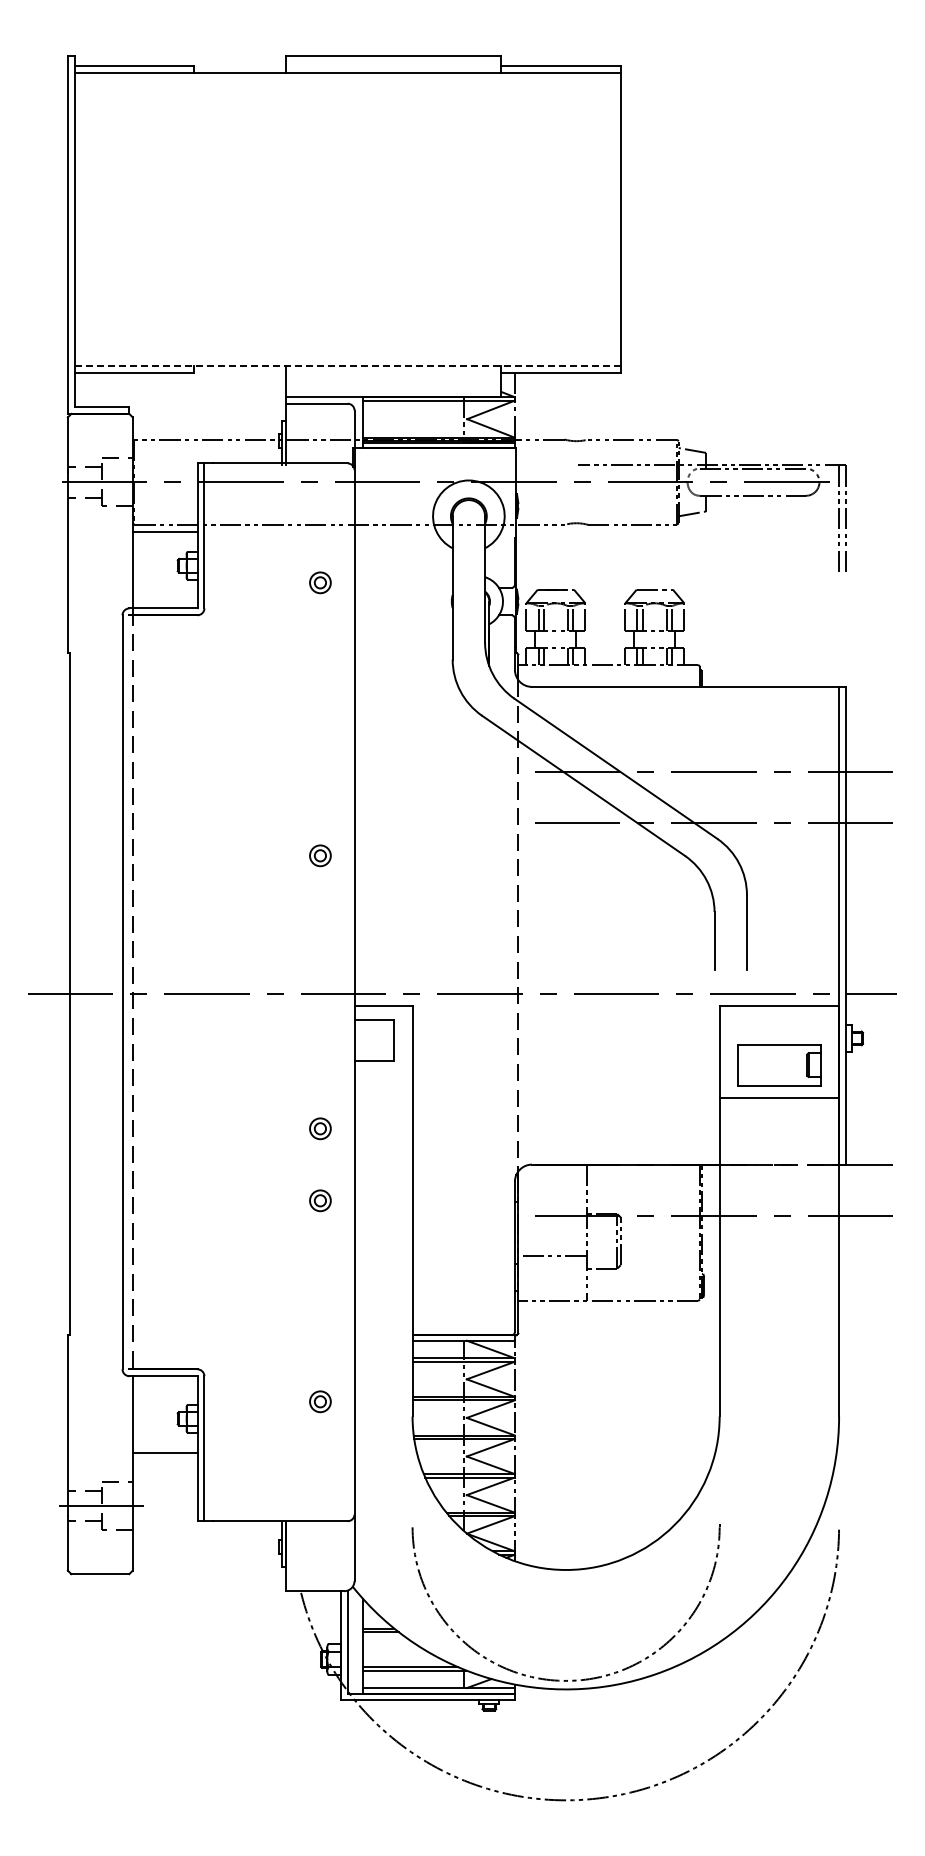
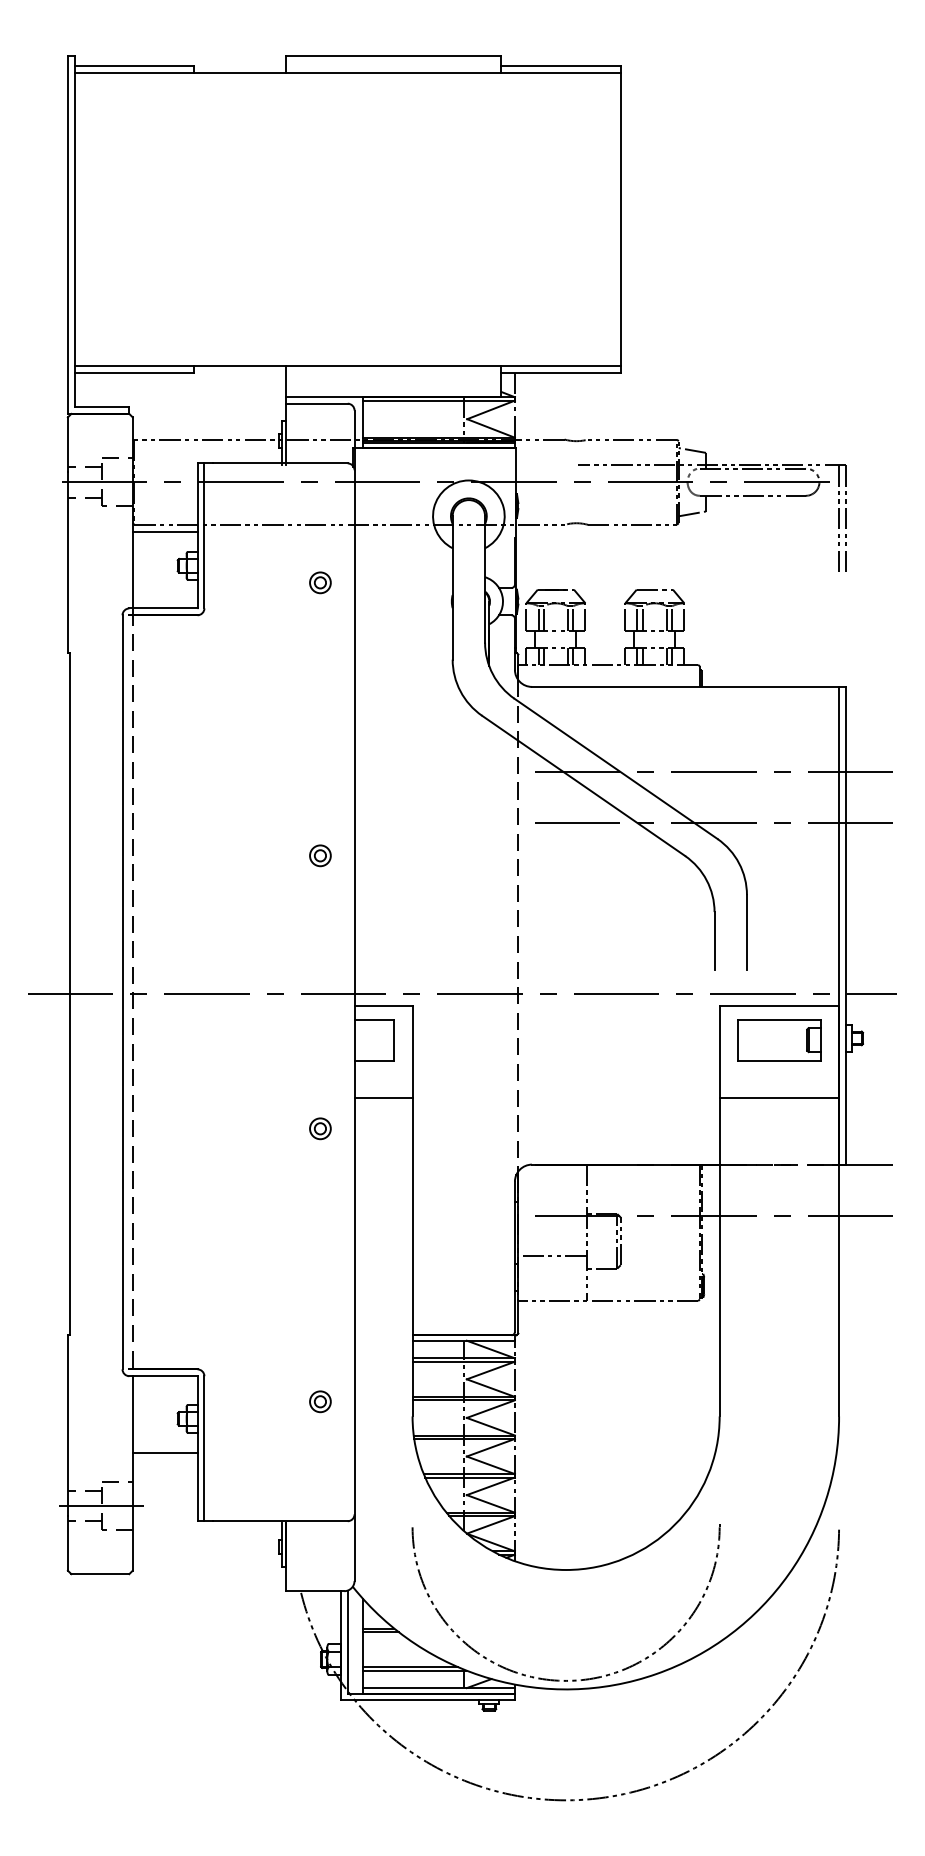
line: dashed -> solid (347, 366)
part position: (779, 1065) -> (779, 1040) (779, 1040)
line: none -> present (383, 1098)
part: present -> none (320, 1200)
